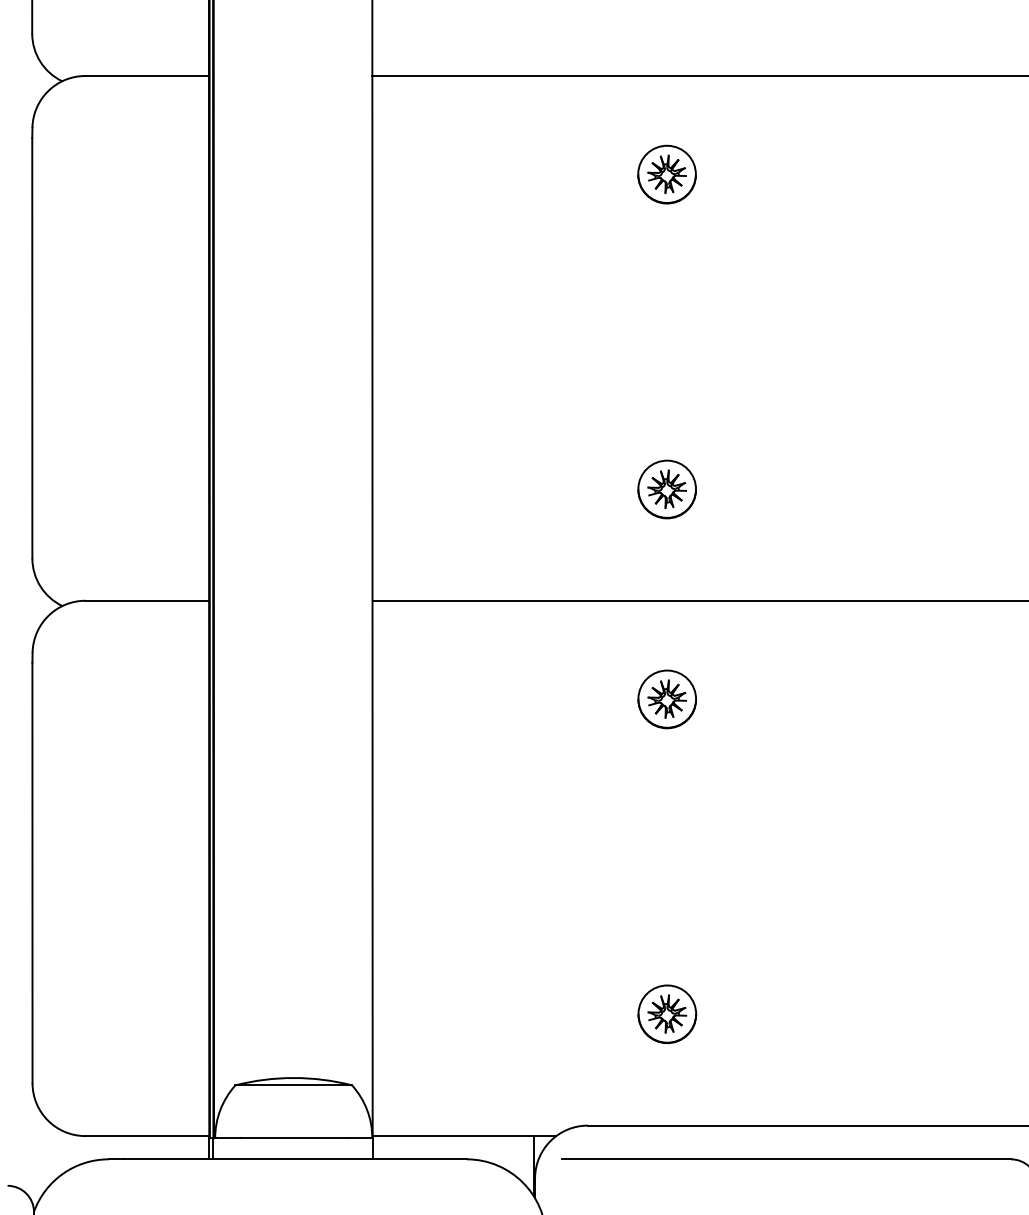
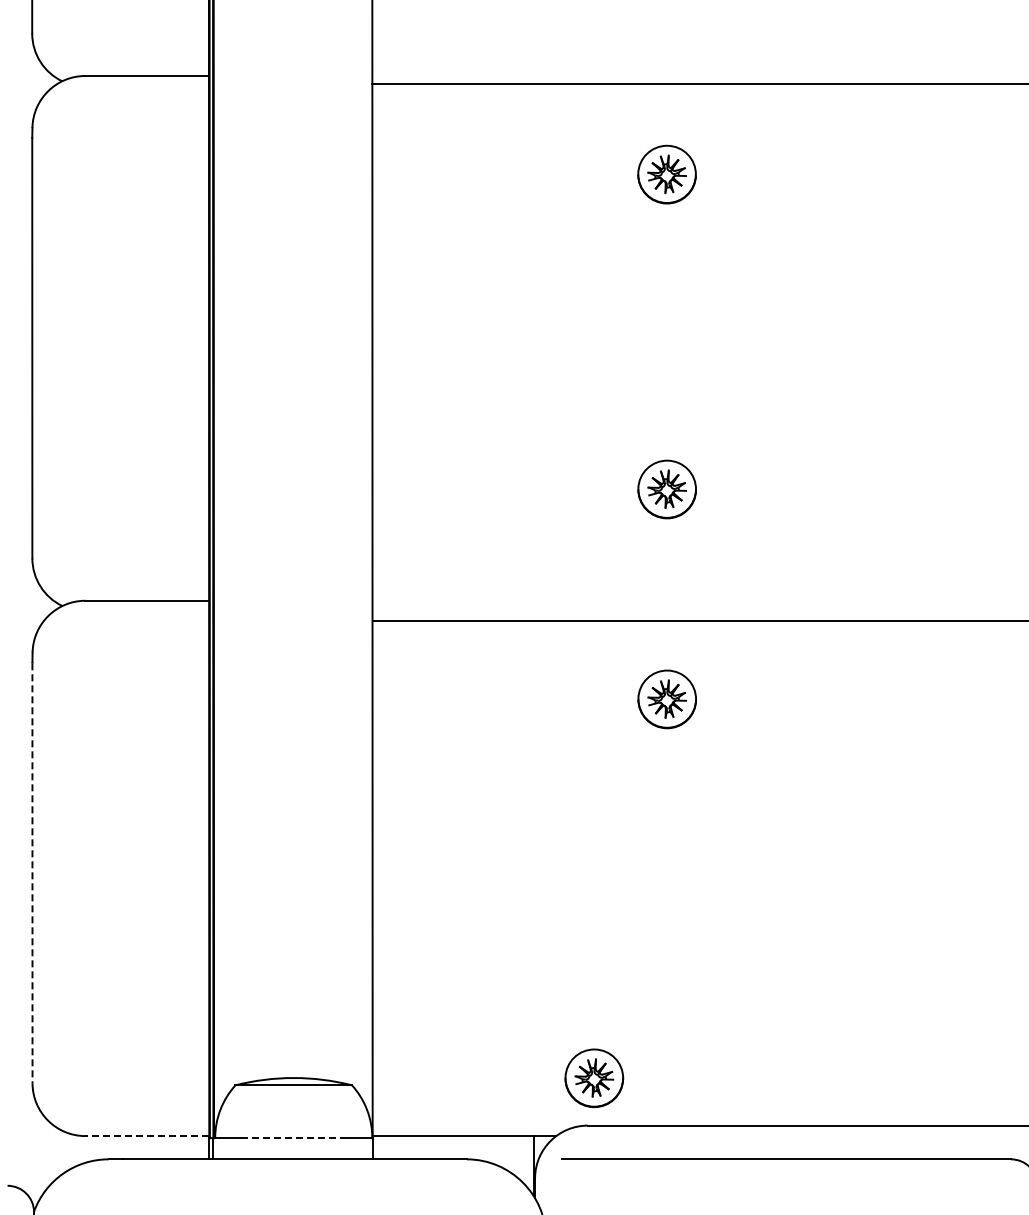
line position: (698, 76) -> (698, 84) (698, 84)
line position: (698, 600) -> (698, 620) (698, 620)
line: solid -> dashed (32, 873)
part position: (667, 1014) -> (594, 1078) (594, 1078)
line: solid -> dashed (147, 1136)
line: solid -> dashed (293, 1138)
